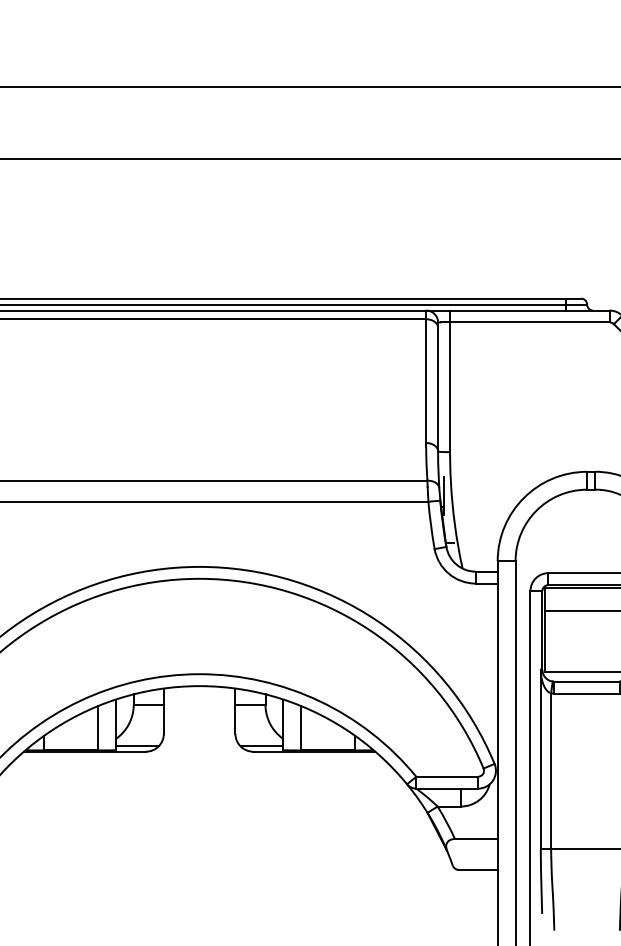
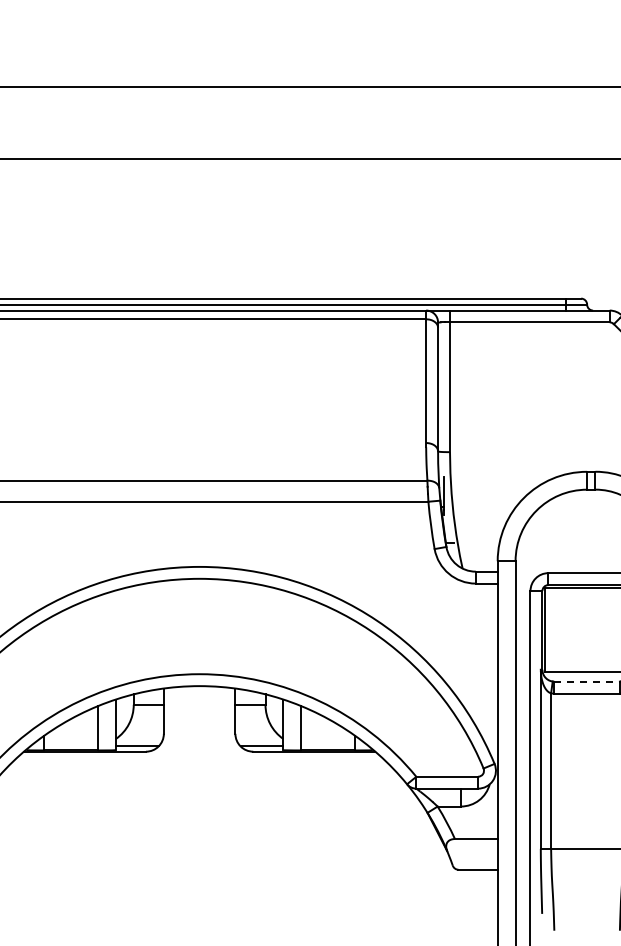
line: present -> none (581, 610)
line: solid -> dashed (587, 681)
